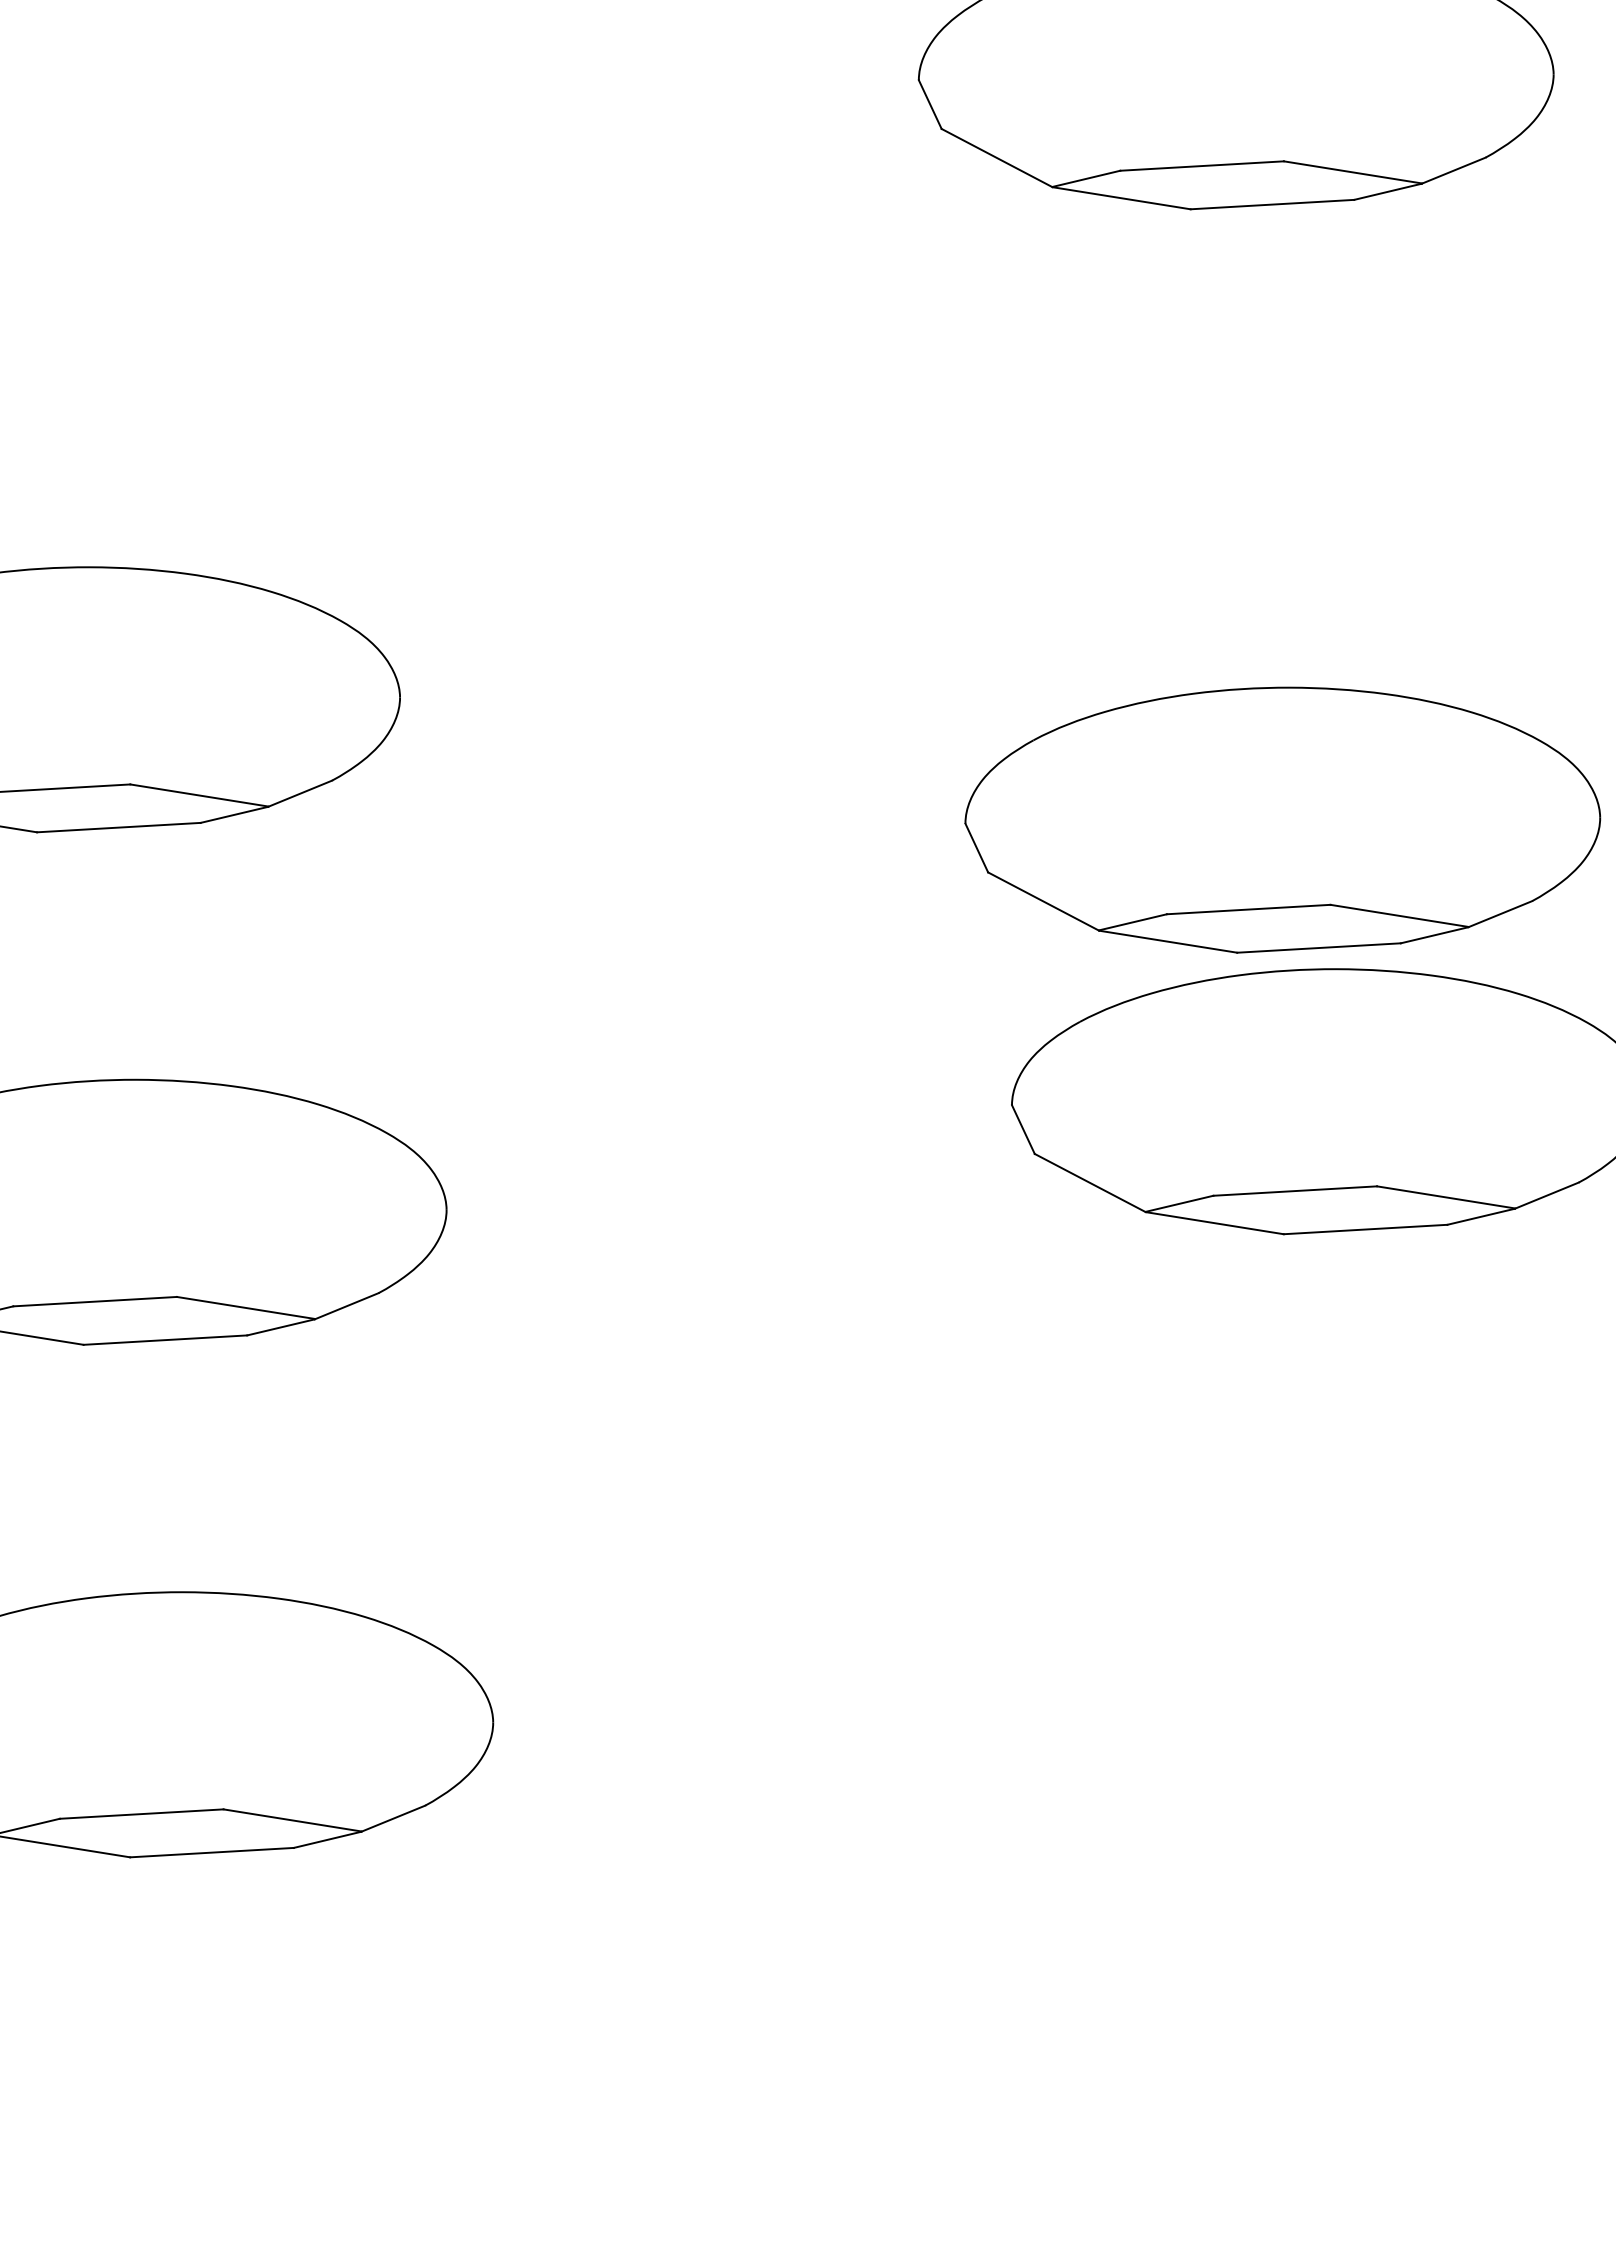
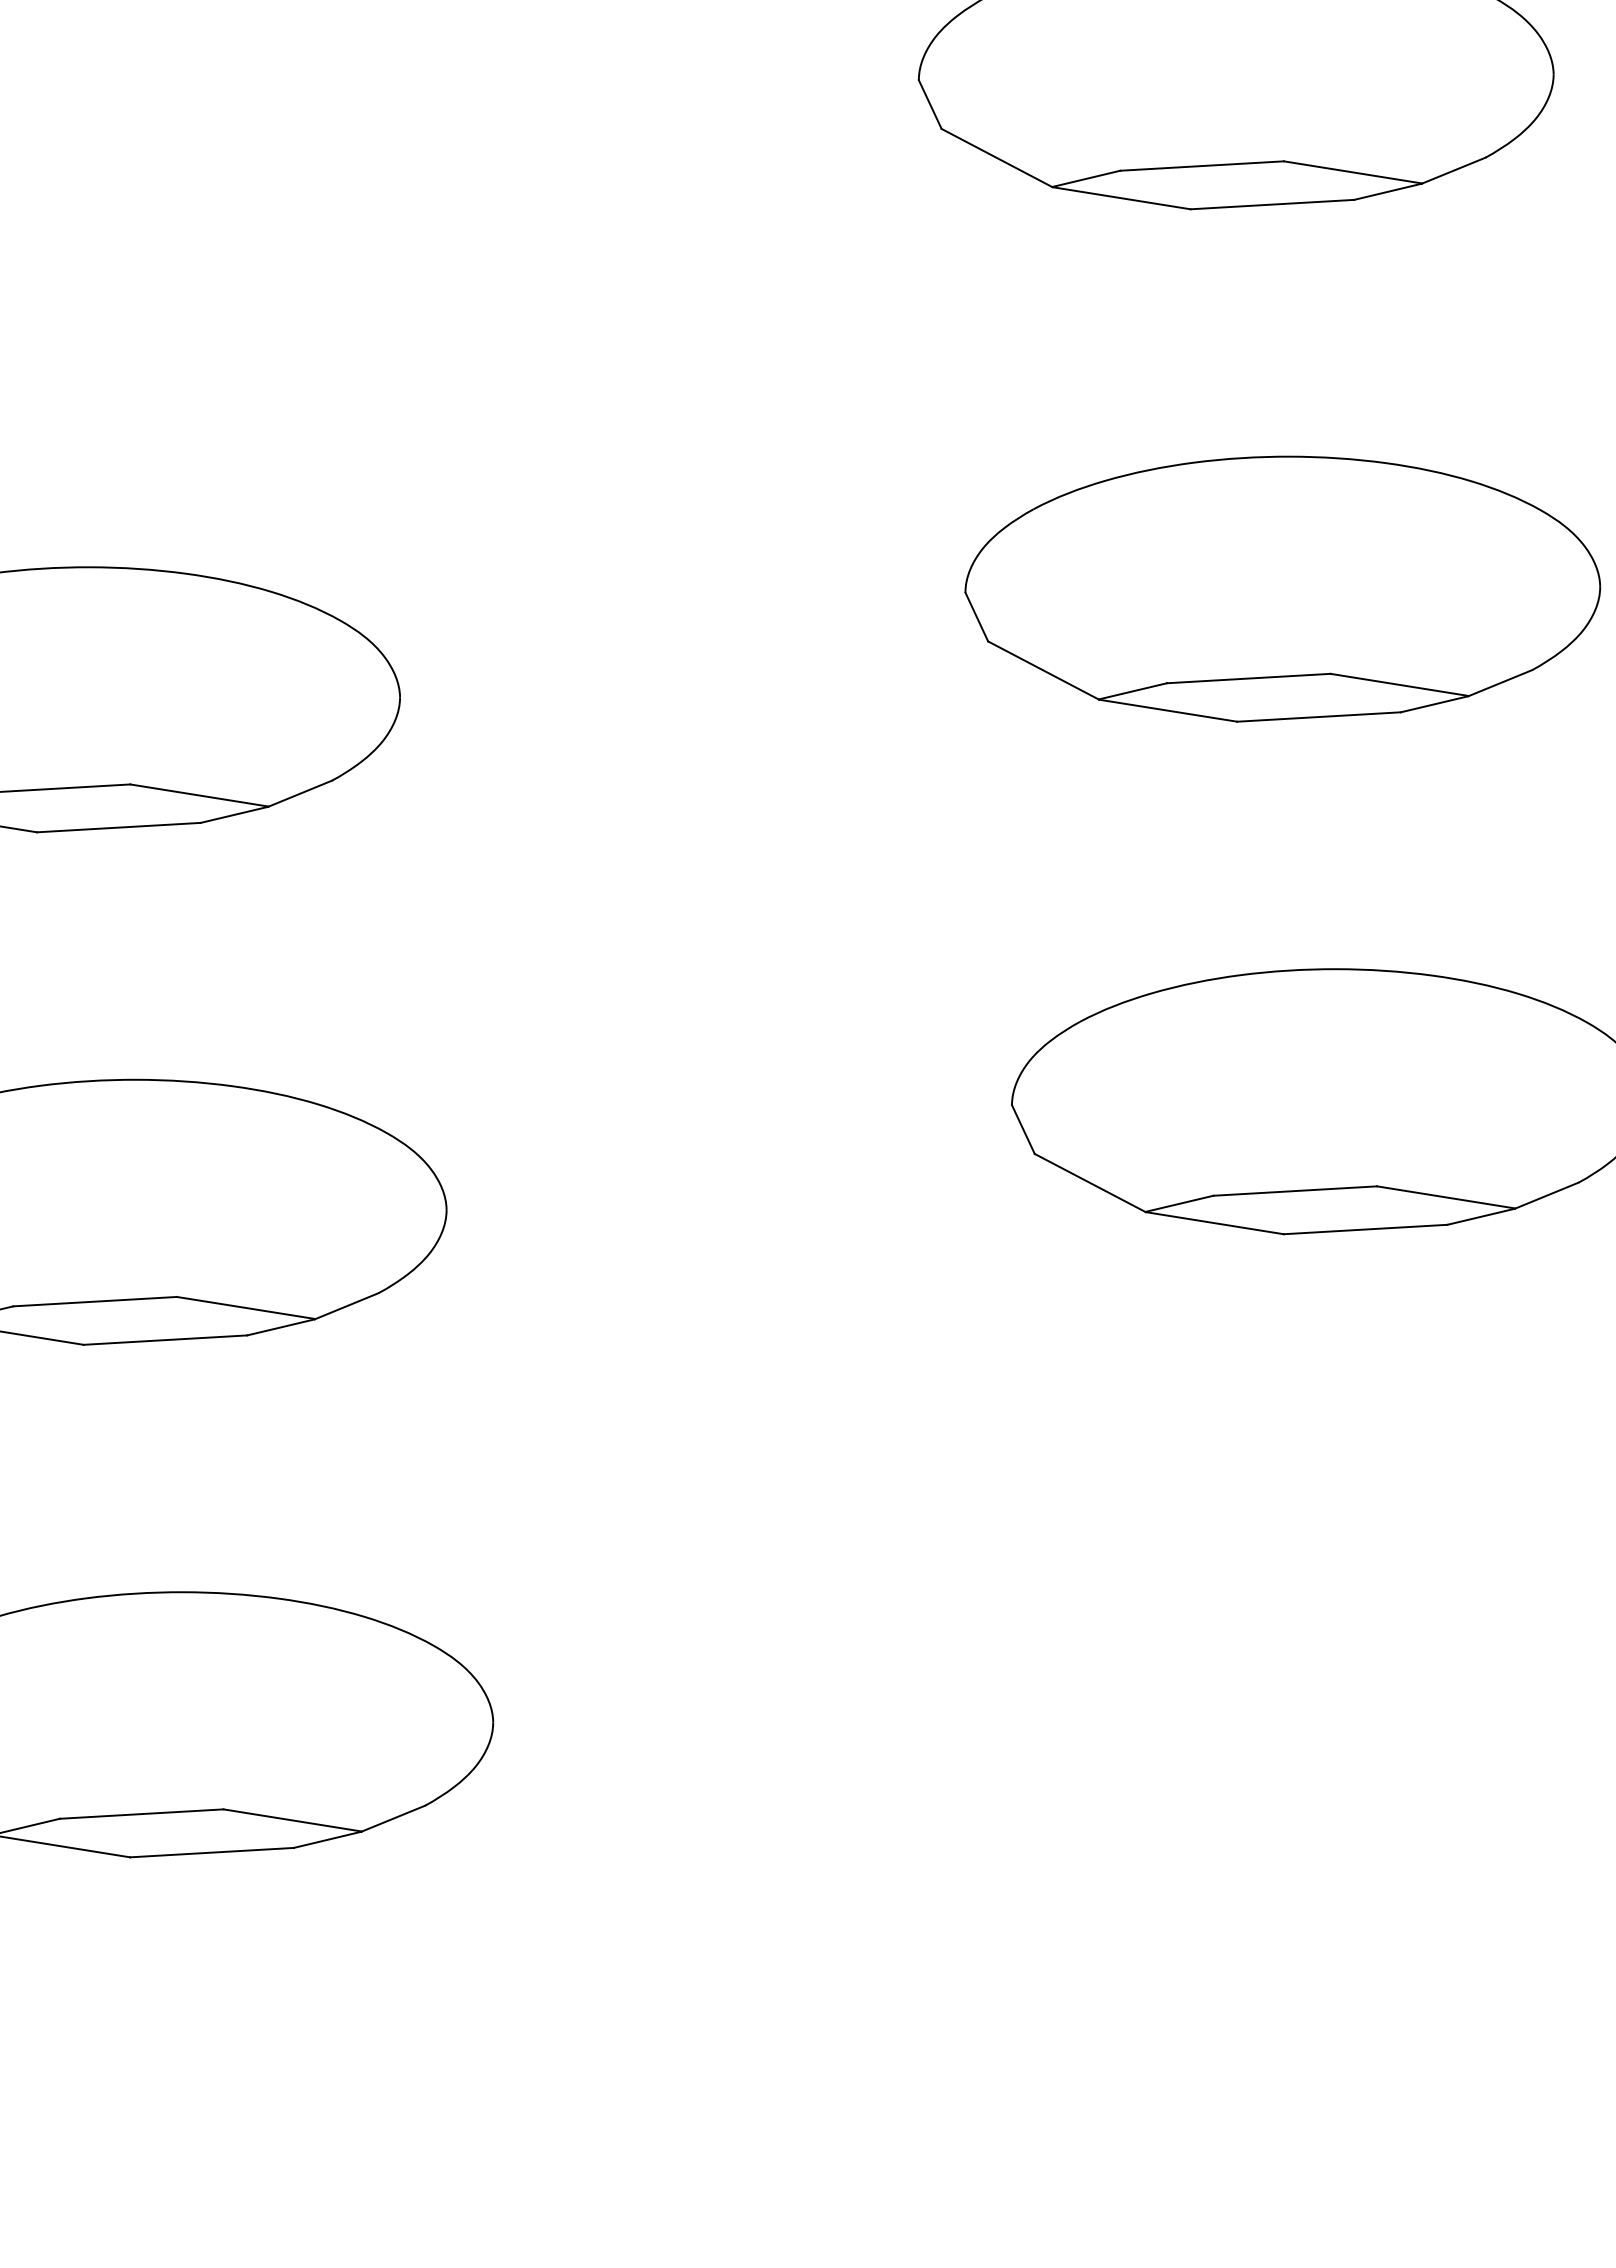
part position: (1282, 819) -> (1282, 588) (1282, 588)
